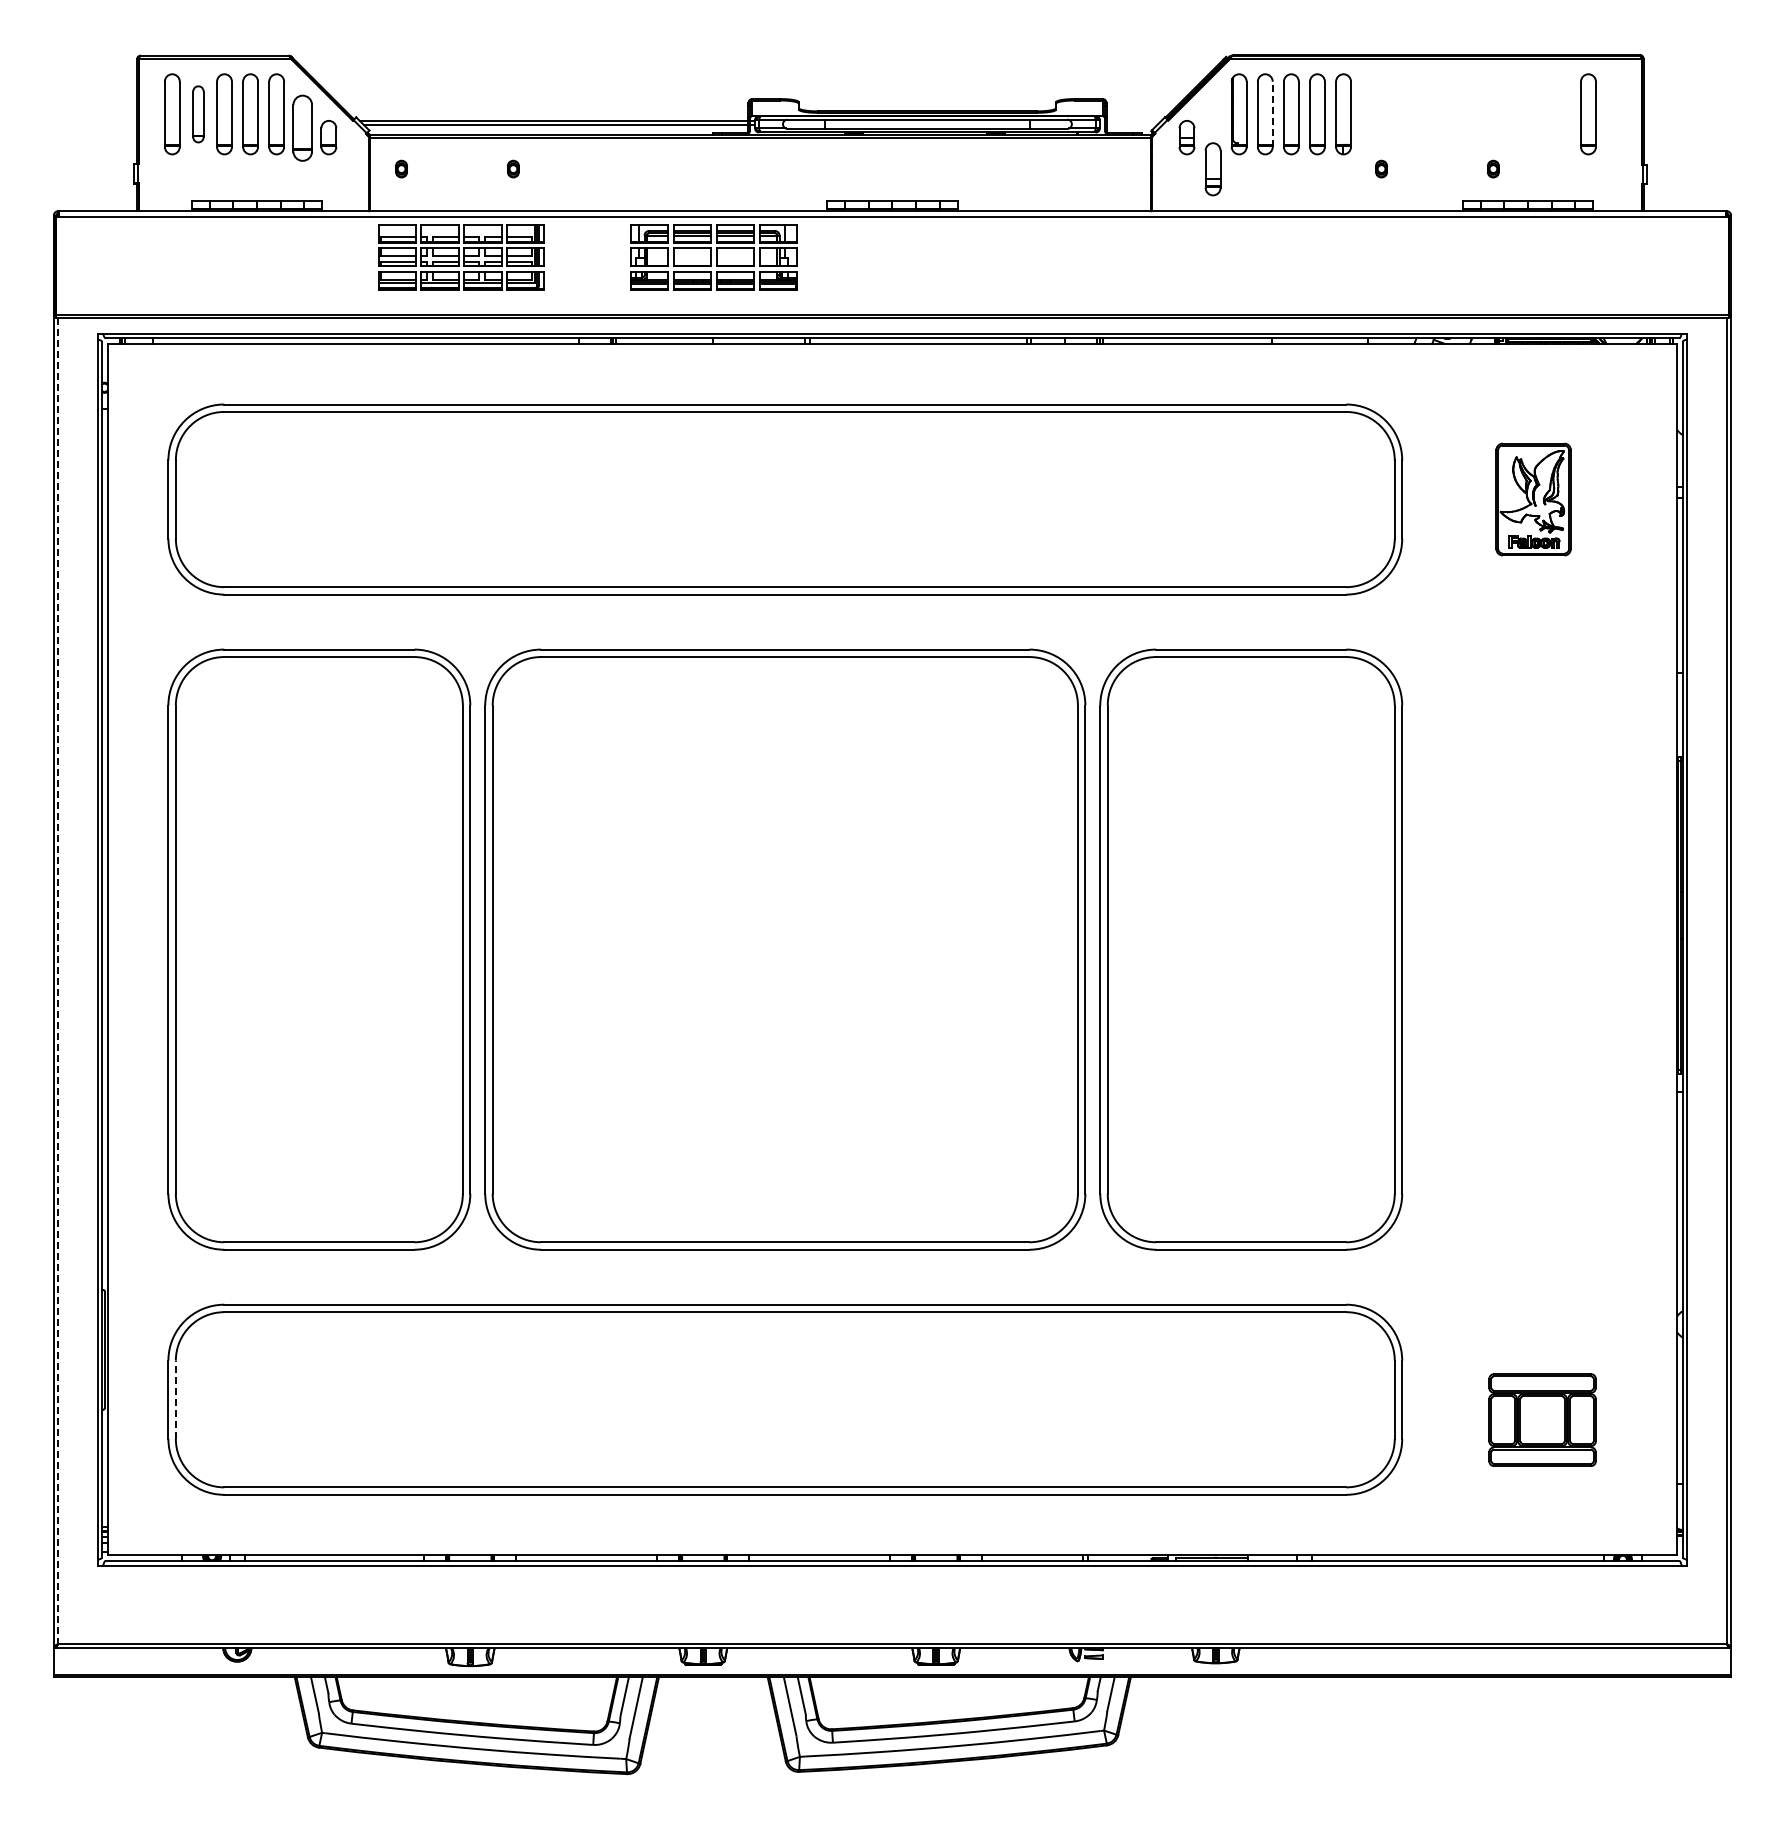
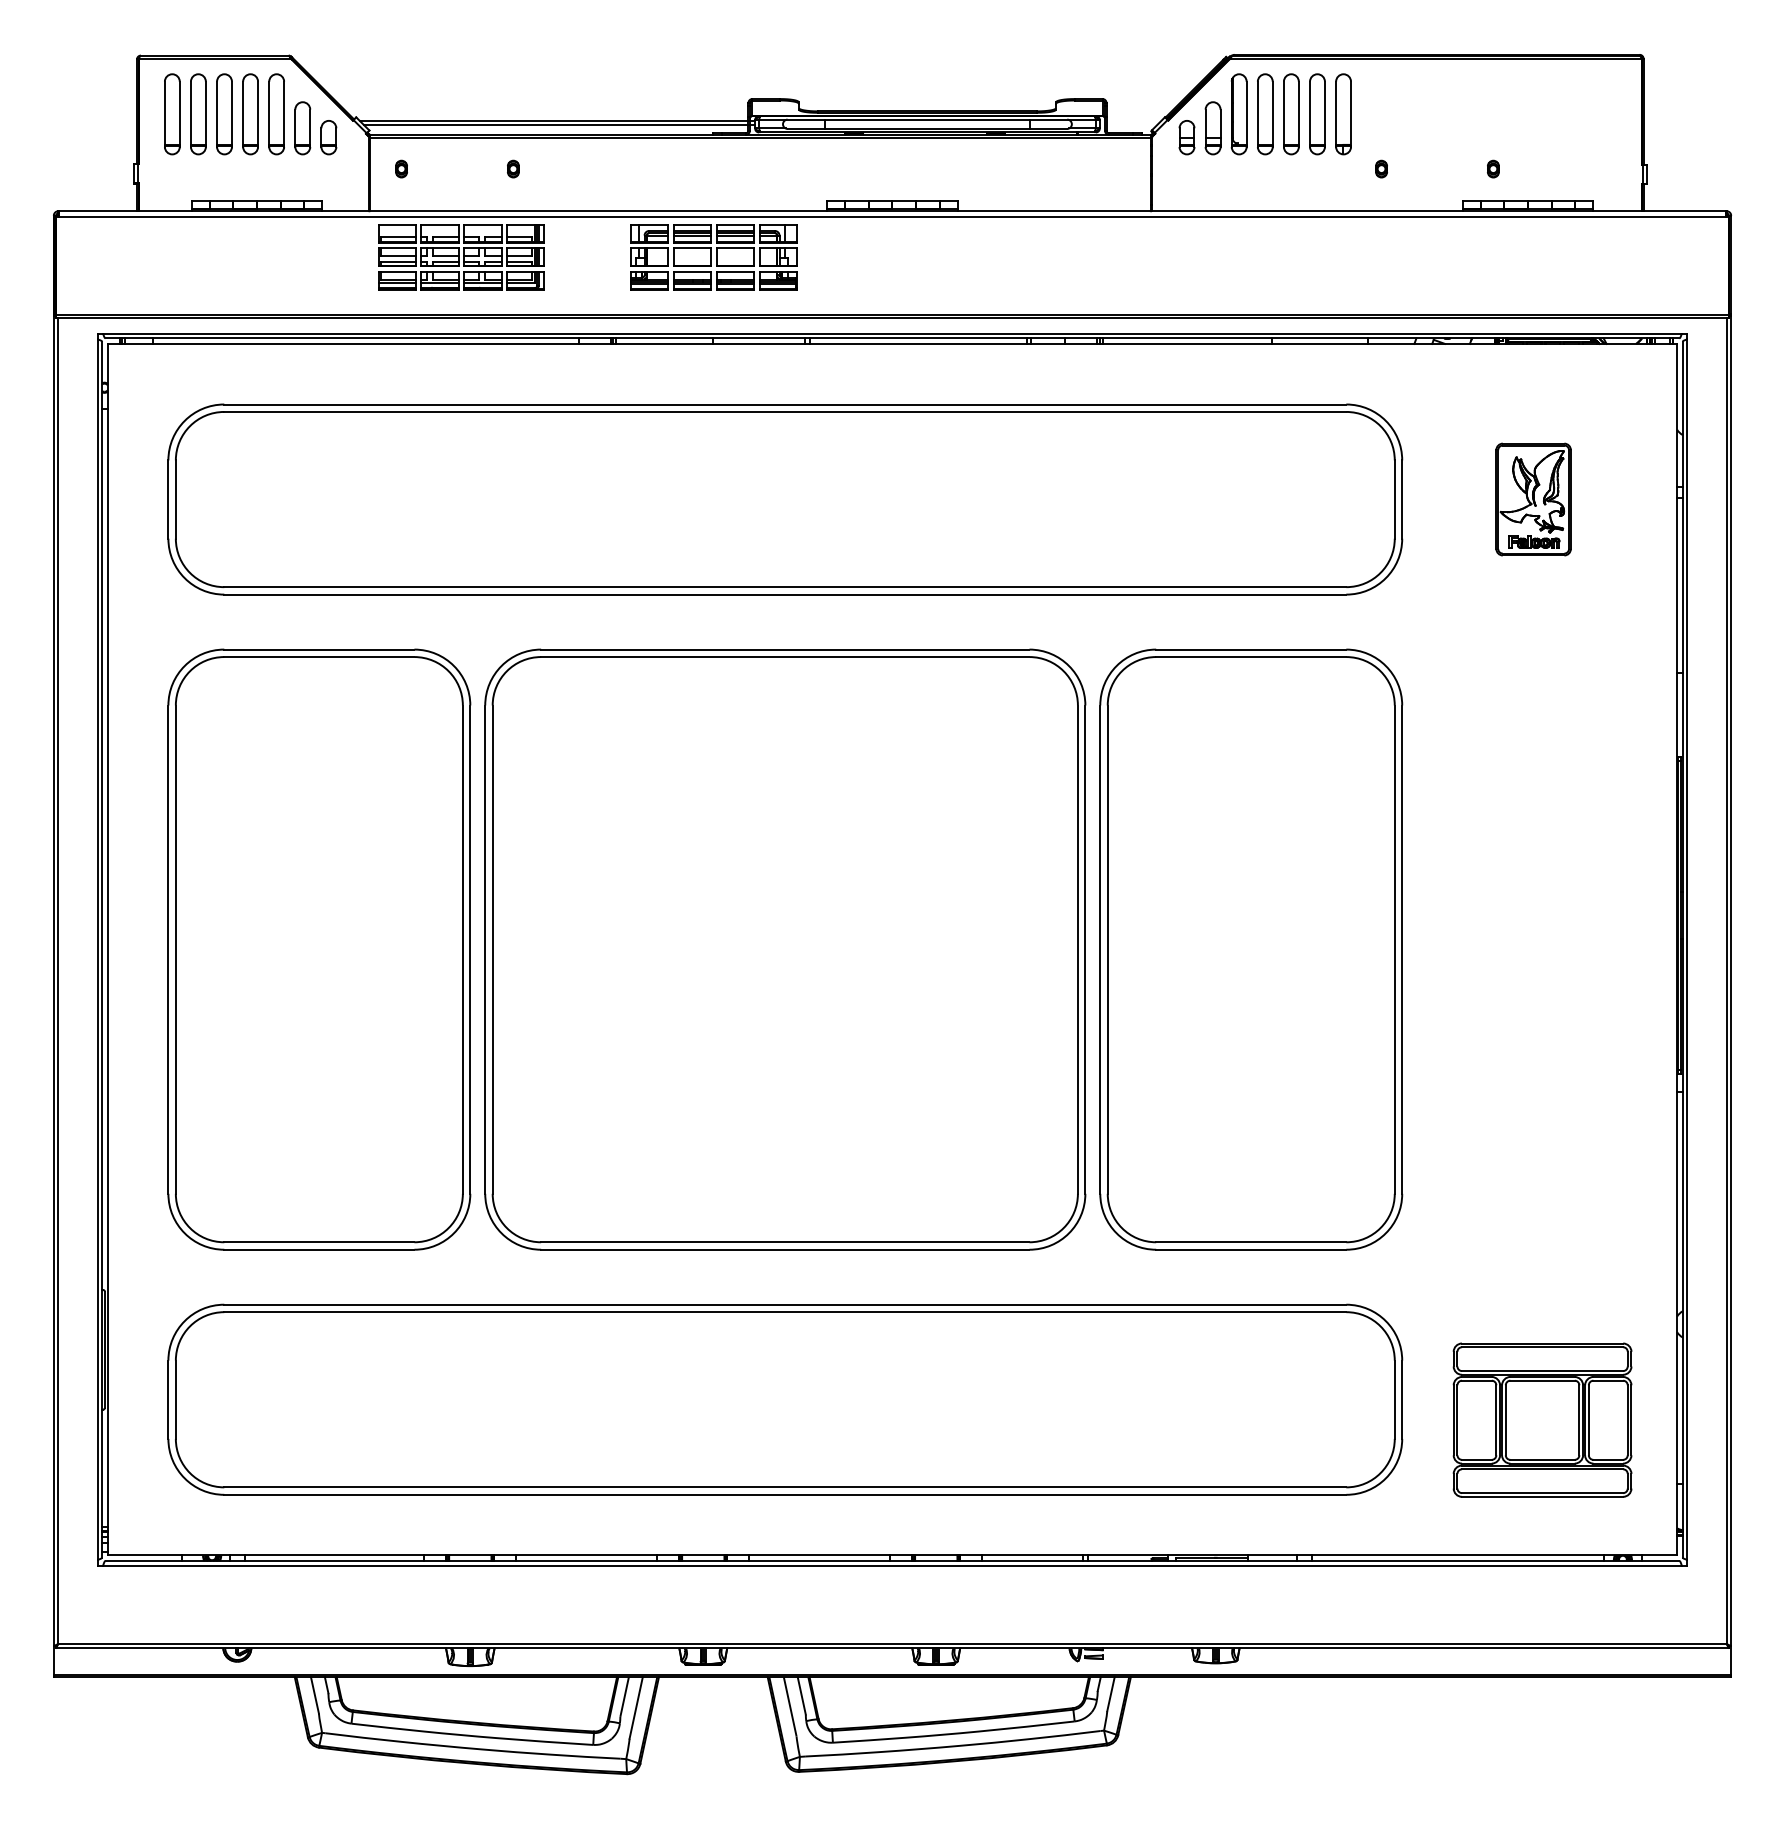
part size: 13x59 px -> 17x83 px (198, 114)
line: dashed -> solid (1272, 114)
part: present -> none (1588, 114)
part size: 21x68 px -> 18x55 px (302, 128)
part position: (1212, 169) -> (1212, 128) (1212, 128)
line: dashed -> solid (58, 981)
line: dashed -> solid (175, 1399)
part size: 109x94 px -> 181x156 px (1542, 1419)
